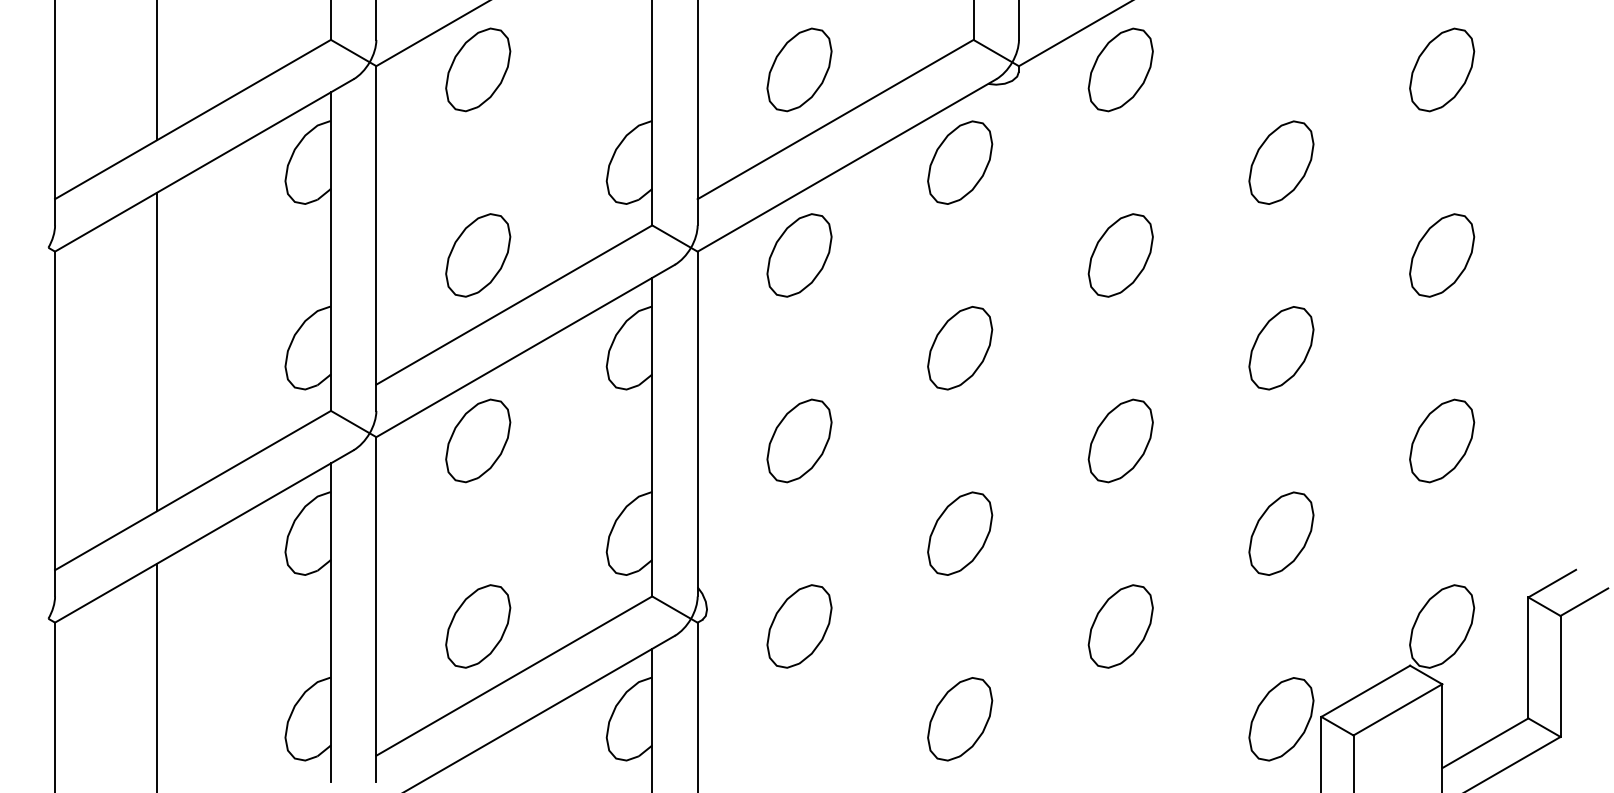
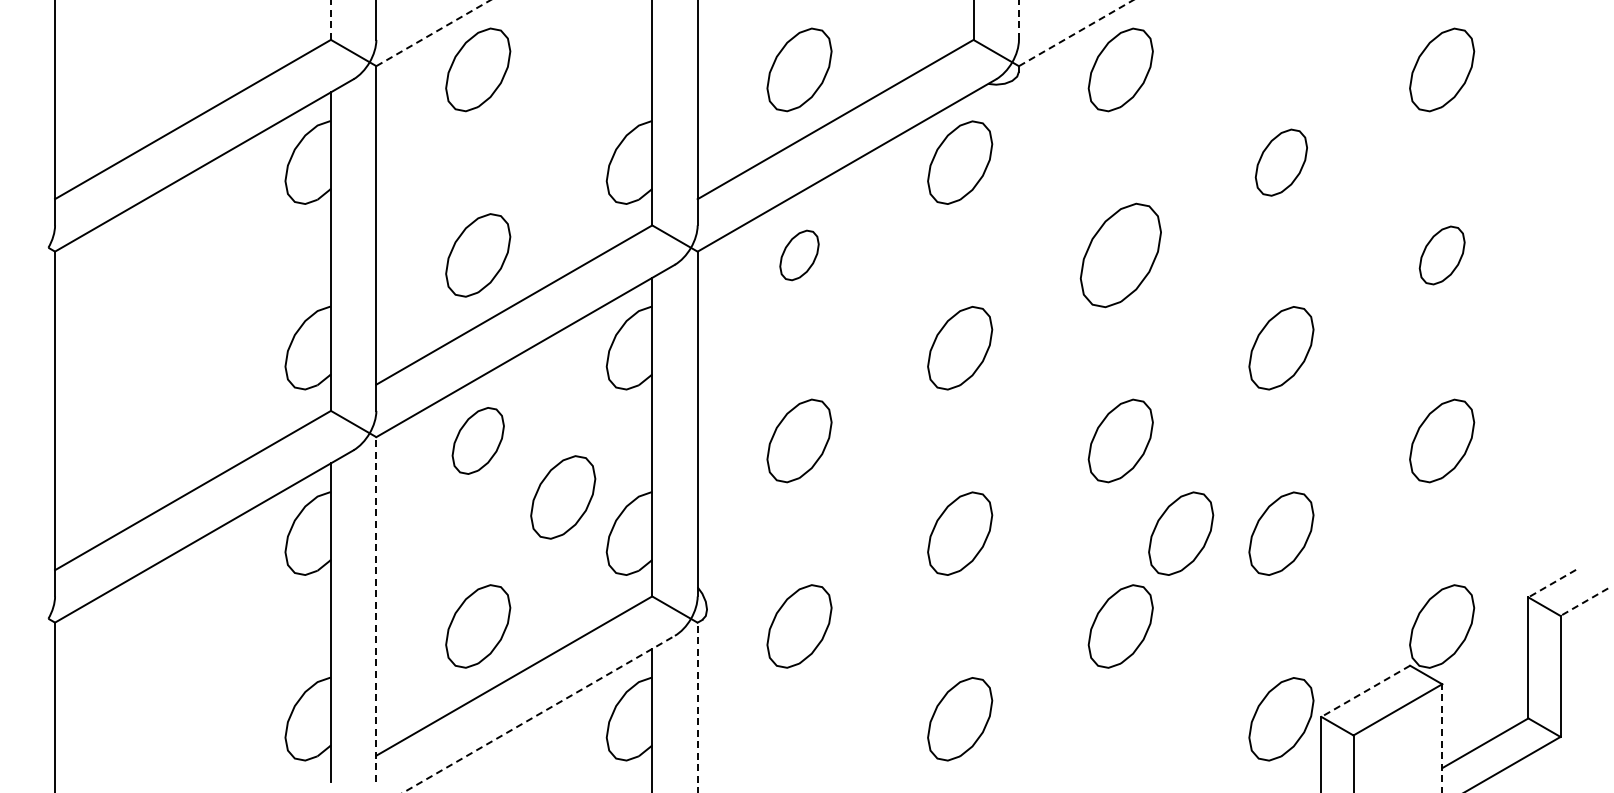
line: solid -> dashed (1018, 19)
line: solid -> dashed (330, 20)
line: solid -> dashed (433, 33)
line: solid -> dashed (1076, 33)
line: present -> none (156, 71)
part size: 67x85 px -> 54x69 px (1280, 162)
part size: 67x85 px -> 41x53 px (799, 255)
part size: 67x85 px -> 83x107 px (1120, 255)
part size: 67x85 px -> 48x61 px (1441, 255)
line: present -> none (156, 351)
part size: 67x86 px -> 54x68 px (477, 440)
part: none -> present (563, 497)
part: none -> present (1181, 533)
line: solid -> dashed (1552, 583)
line: solid -> dashed (1584, 602)
line: solid -> dashed (376, 609)
line: present -> none (156, 676)
line: solid -> dashed (1365, 691)
line: solid -> dashed (697, 707)
line: solid -> dashed (539, 714)
line: solid -> dashed (1442, 737)
